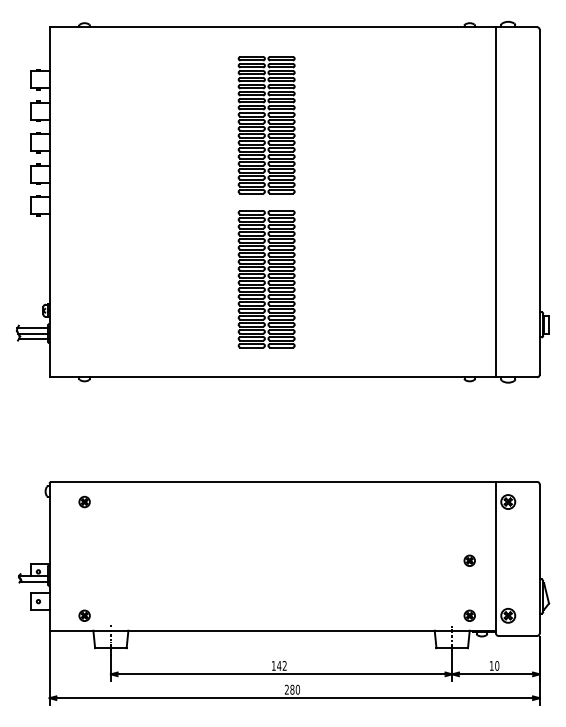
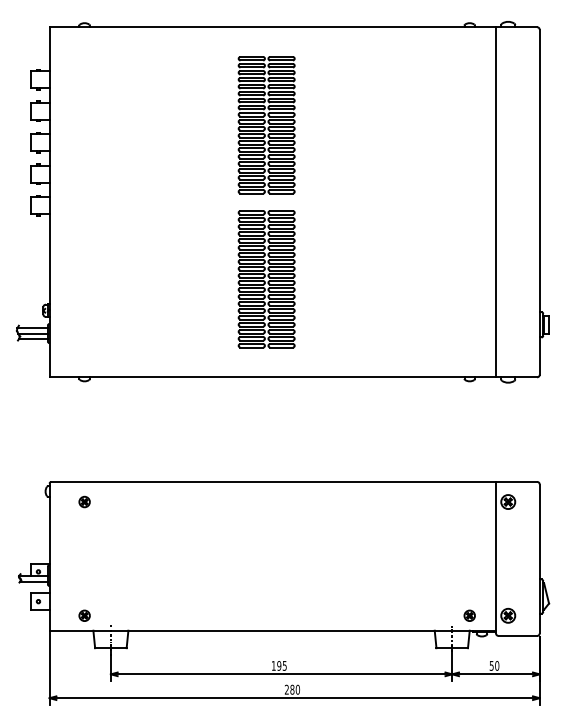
part: present -> none (469, 560)
text: 142 -> 195 (281, 665)
text: 10 -> 50 (491, 665)
